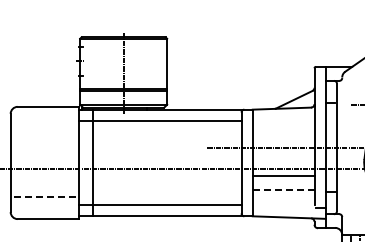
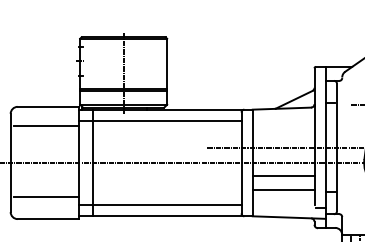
line: none -> present (46, 126)
line position: (181, 168) -> (181, 162) (181, 162)
line: dashed -> solid (283, 190)
line: dashed -> solid (46, 196)
